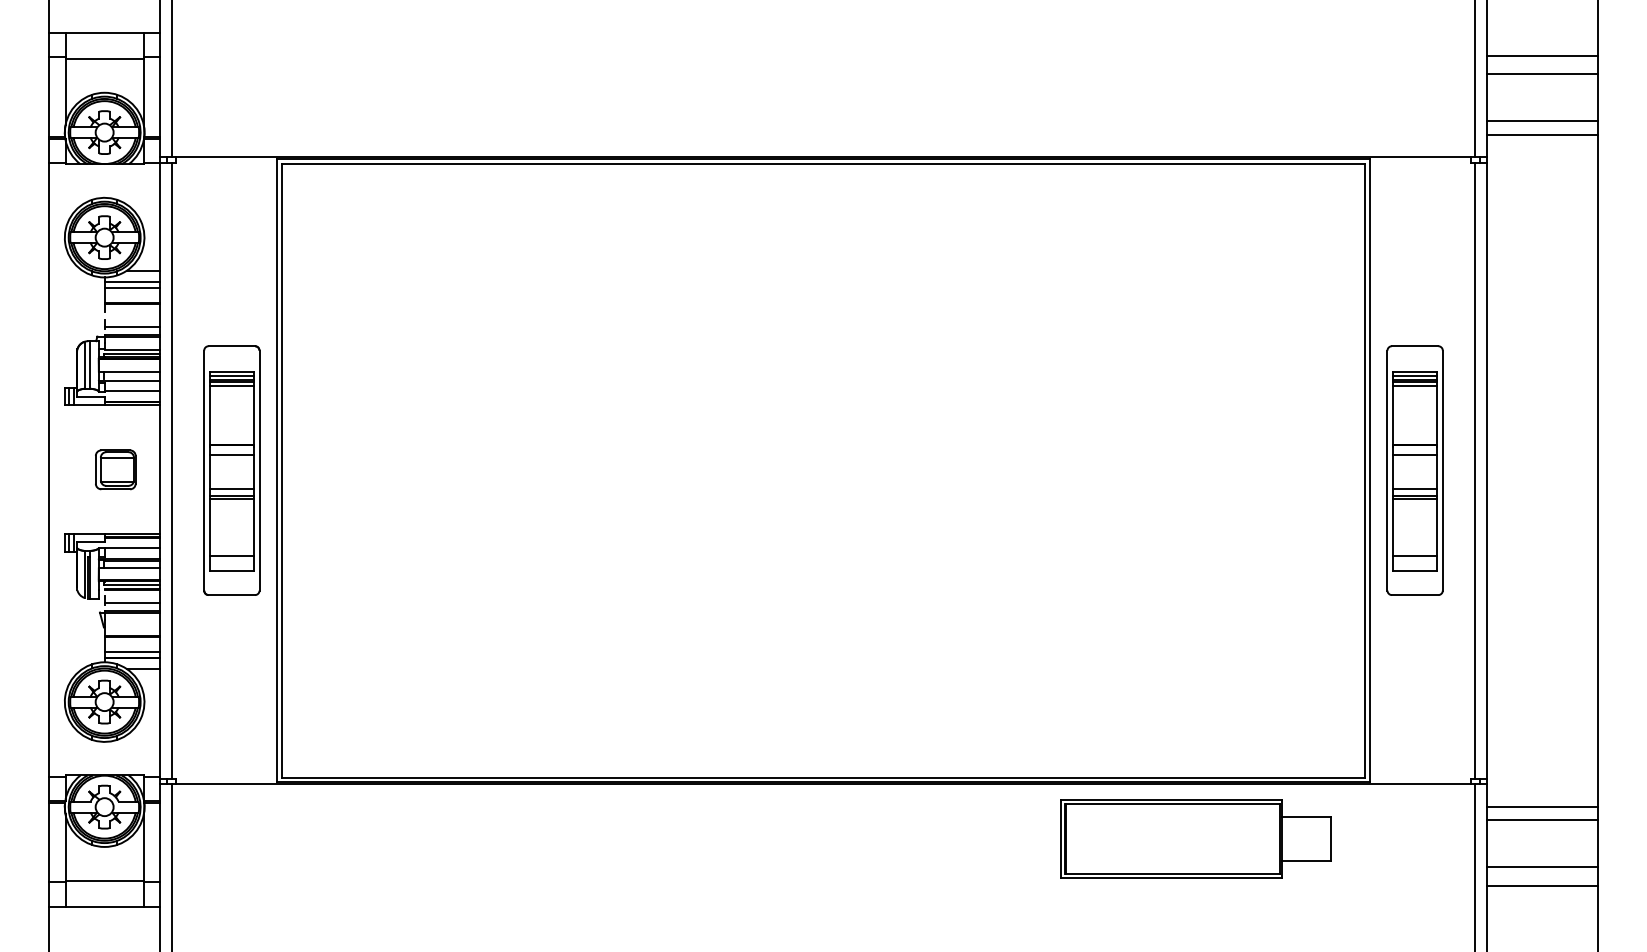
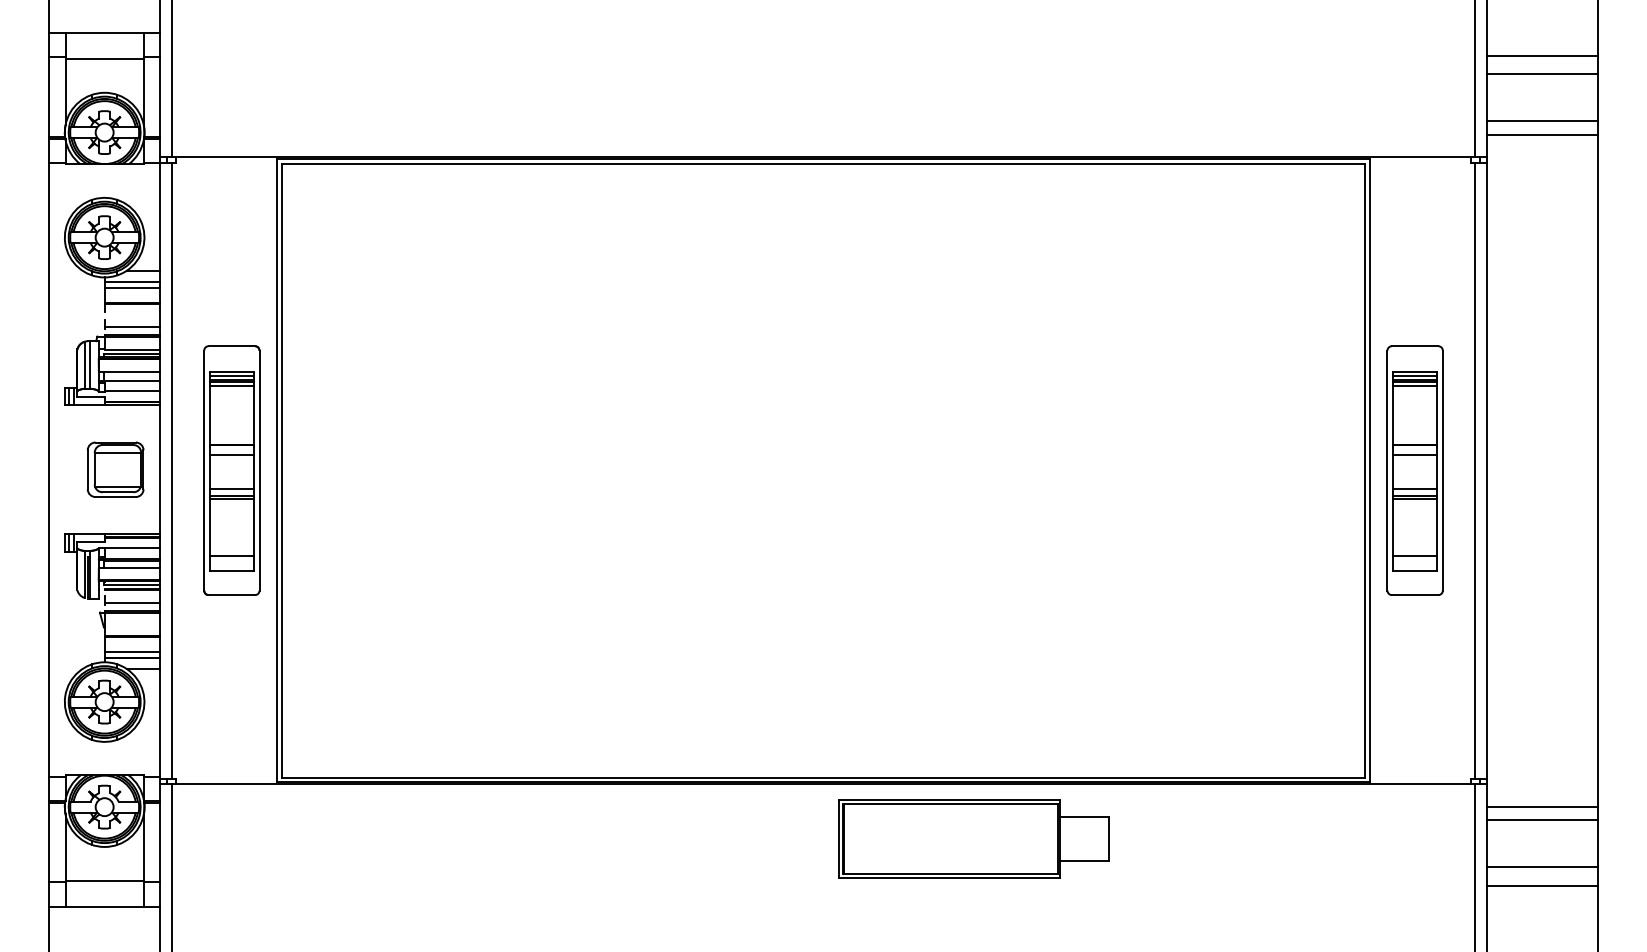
part size: 42x42 px -> 59x57 px (115, 469)
part position: (1195, 838) -> (973, 838) (973, 838)
